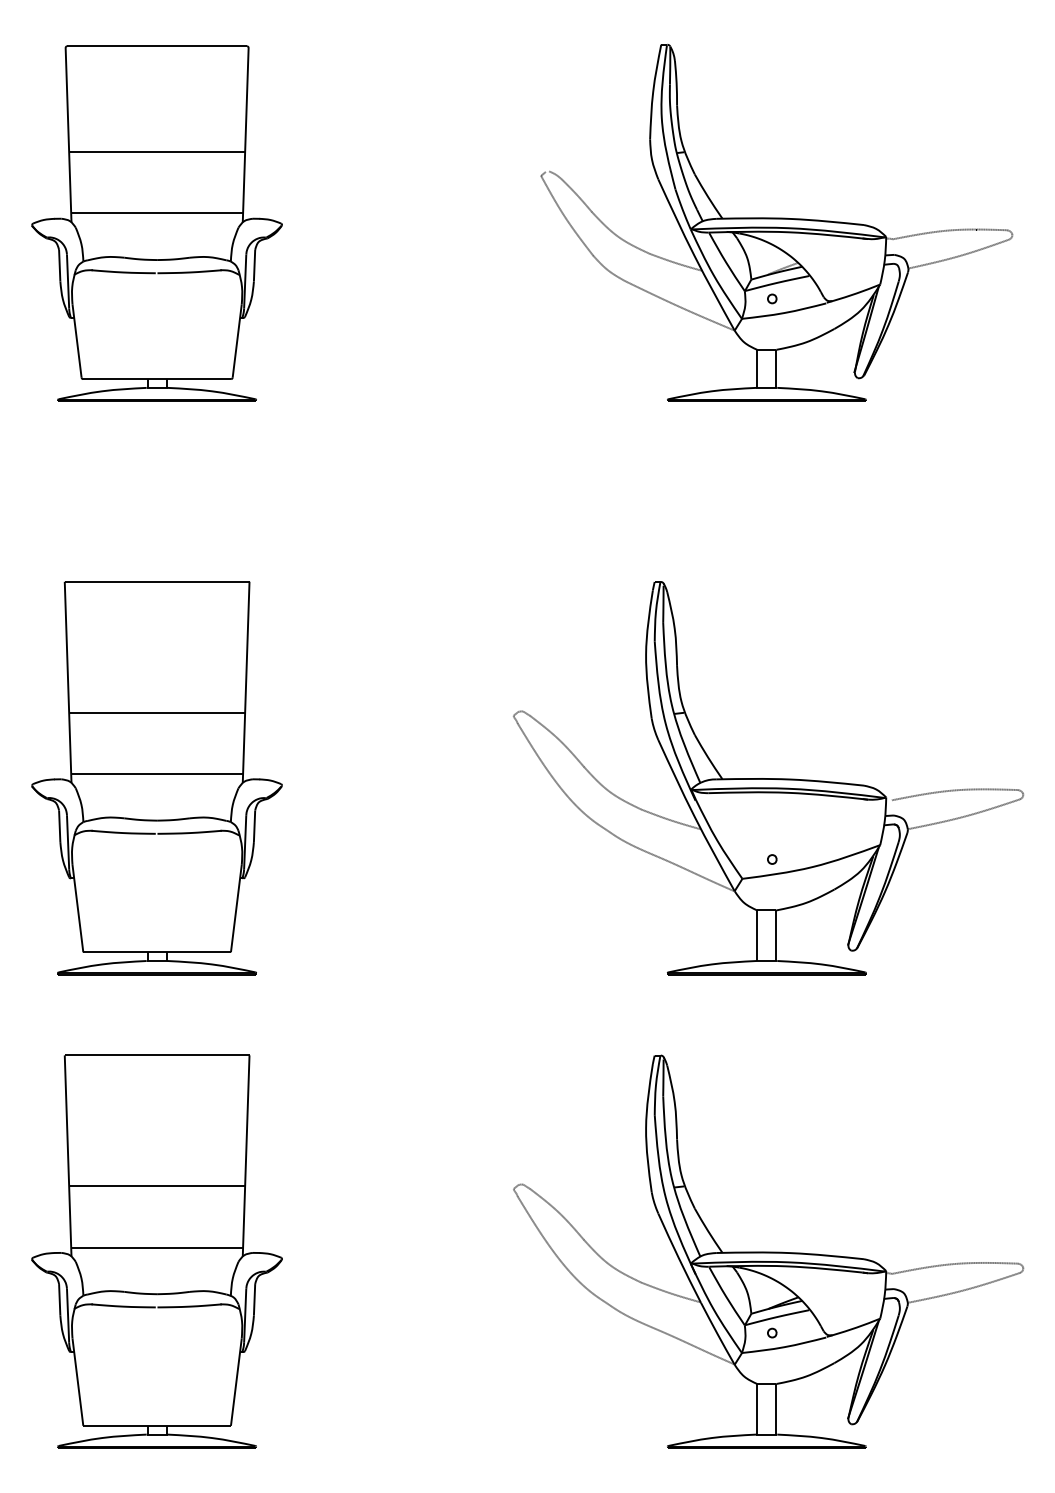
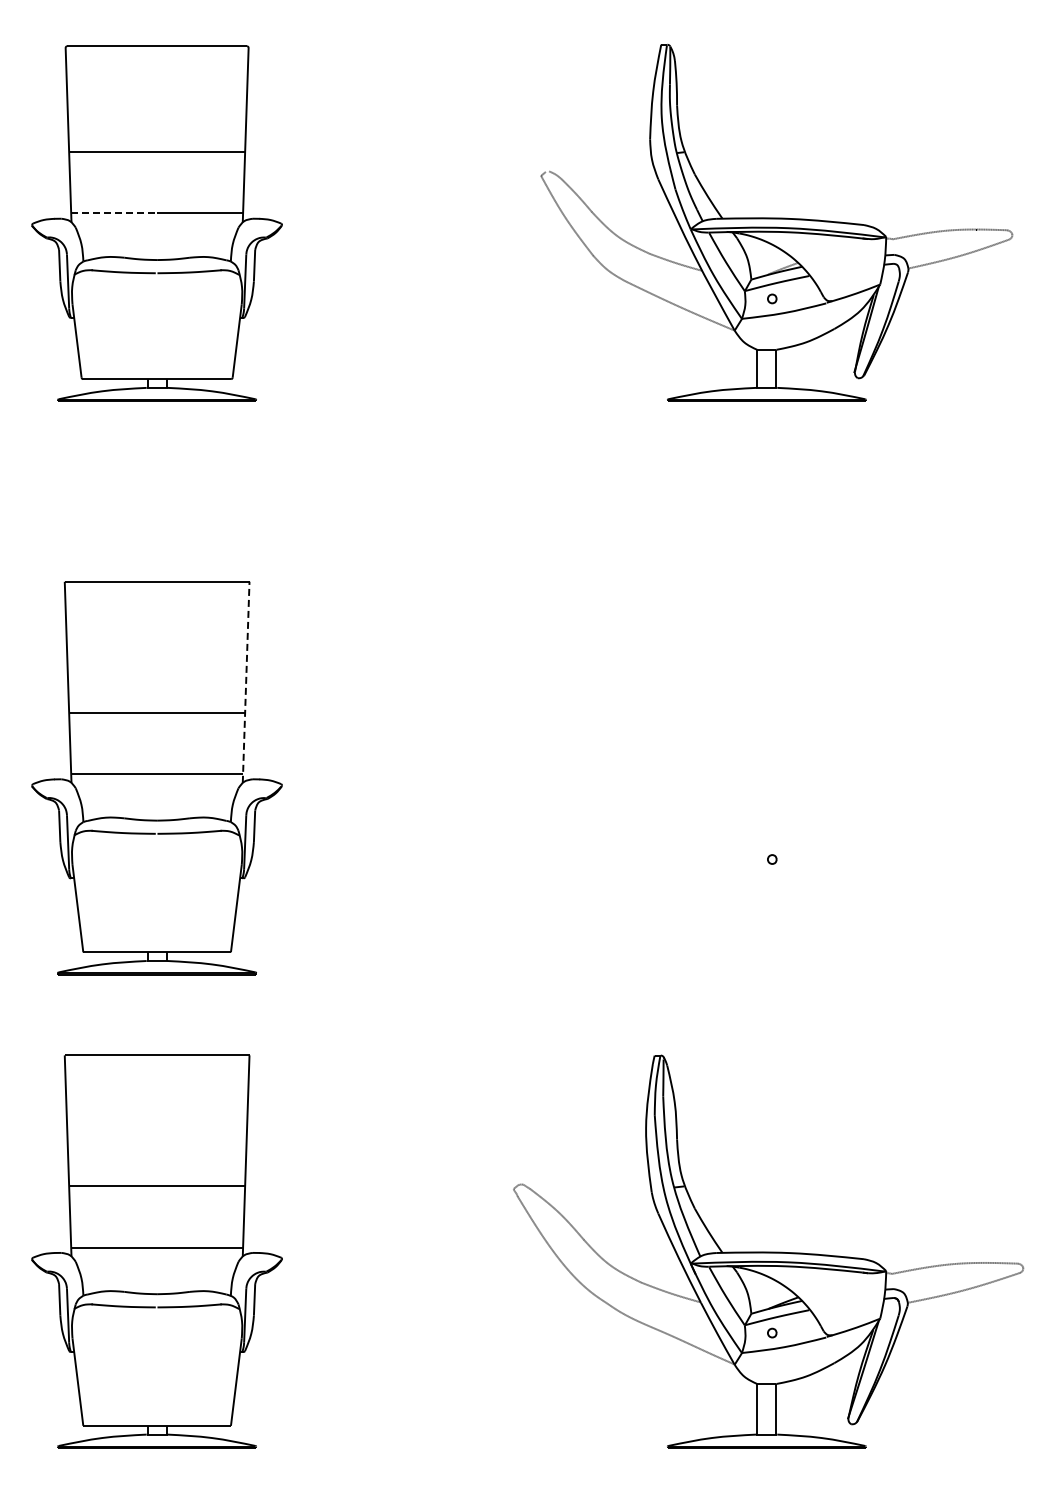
line: solid -> dashed (113, 213)
line: solid -> dashed (246, 682)
part: present -> none (768, 778)
